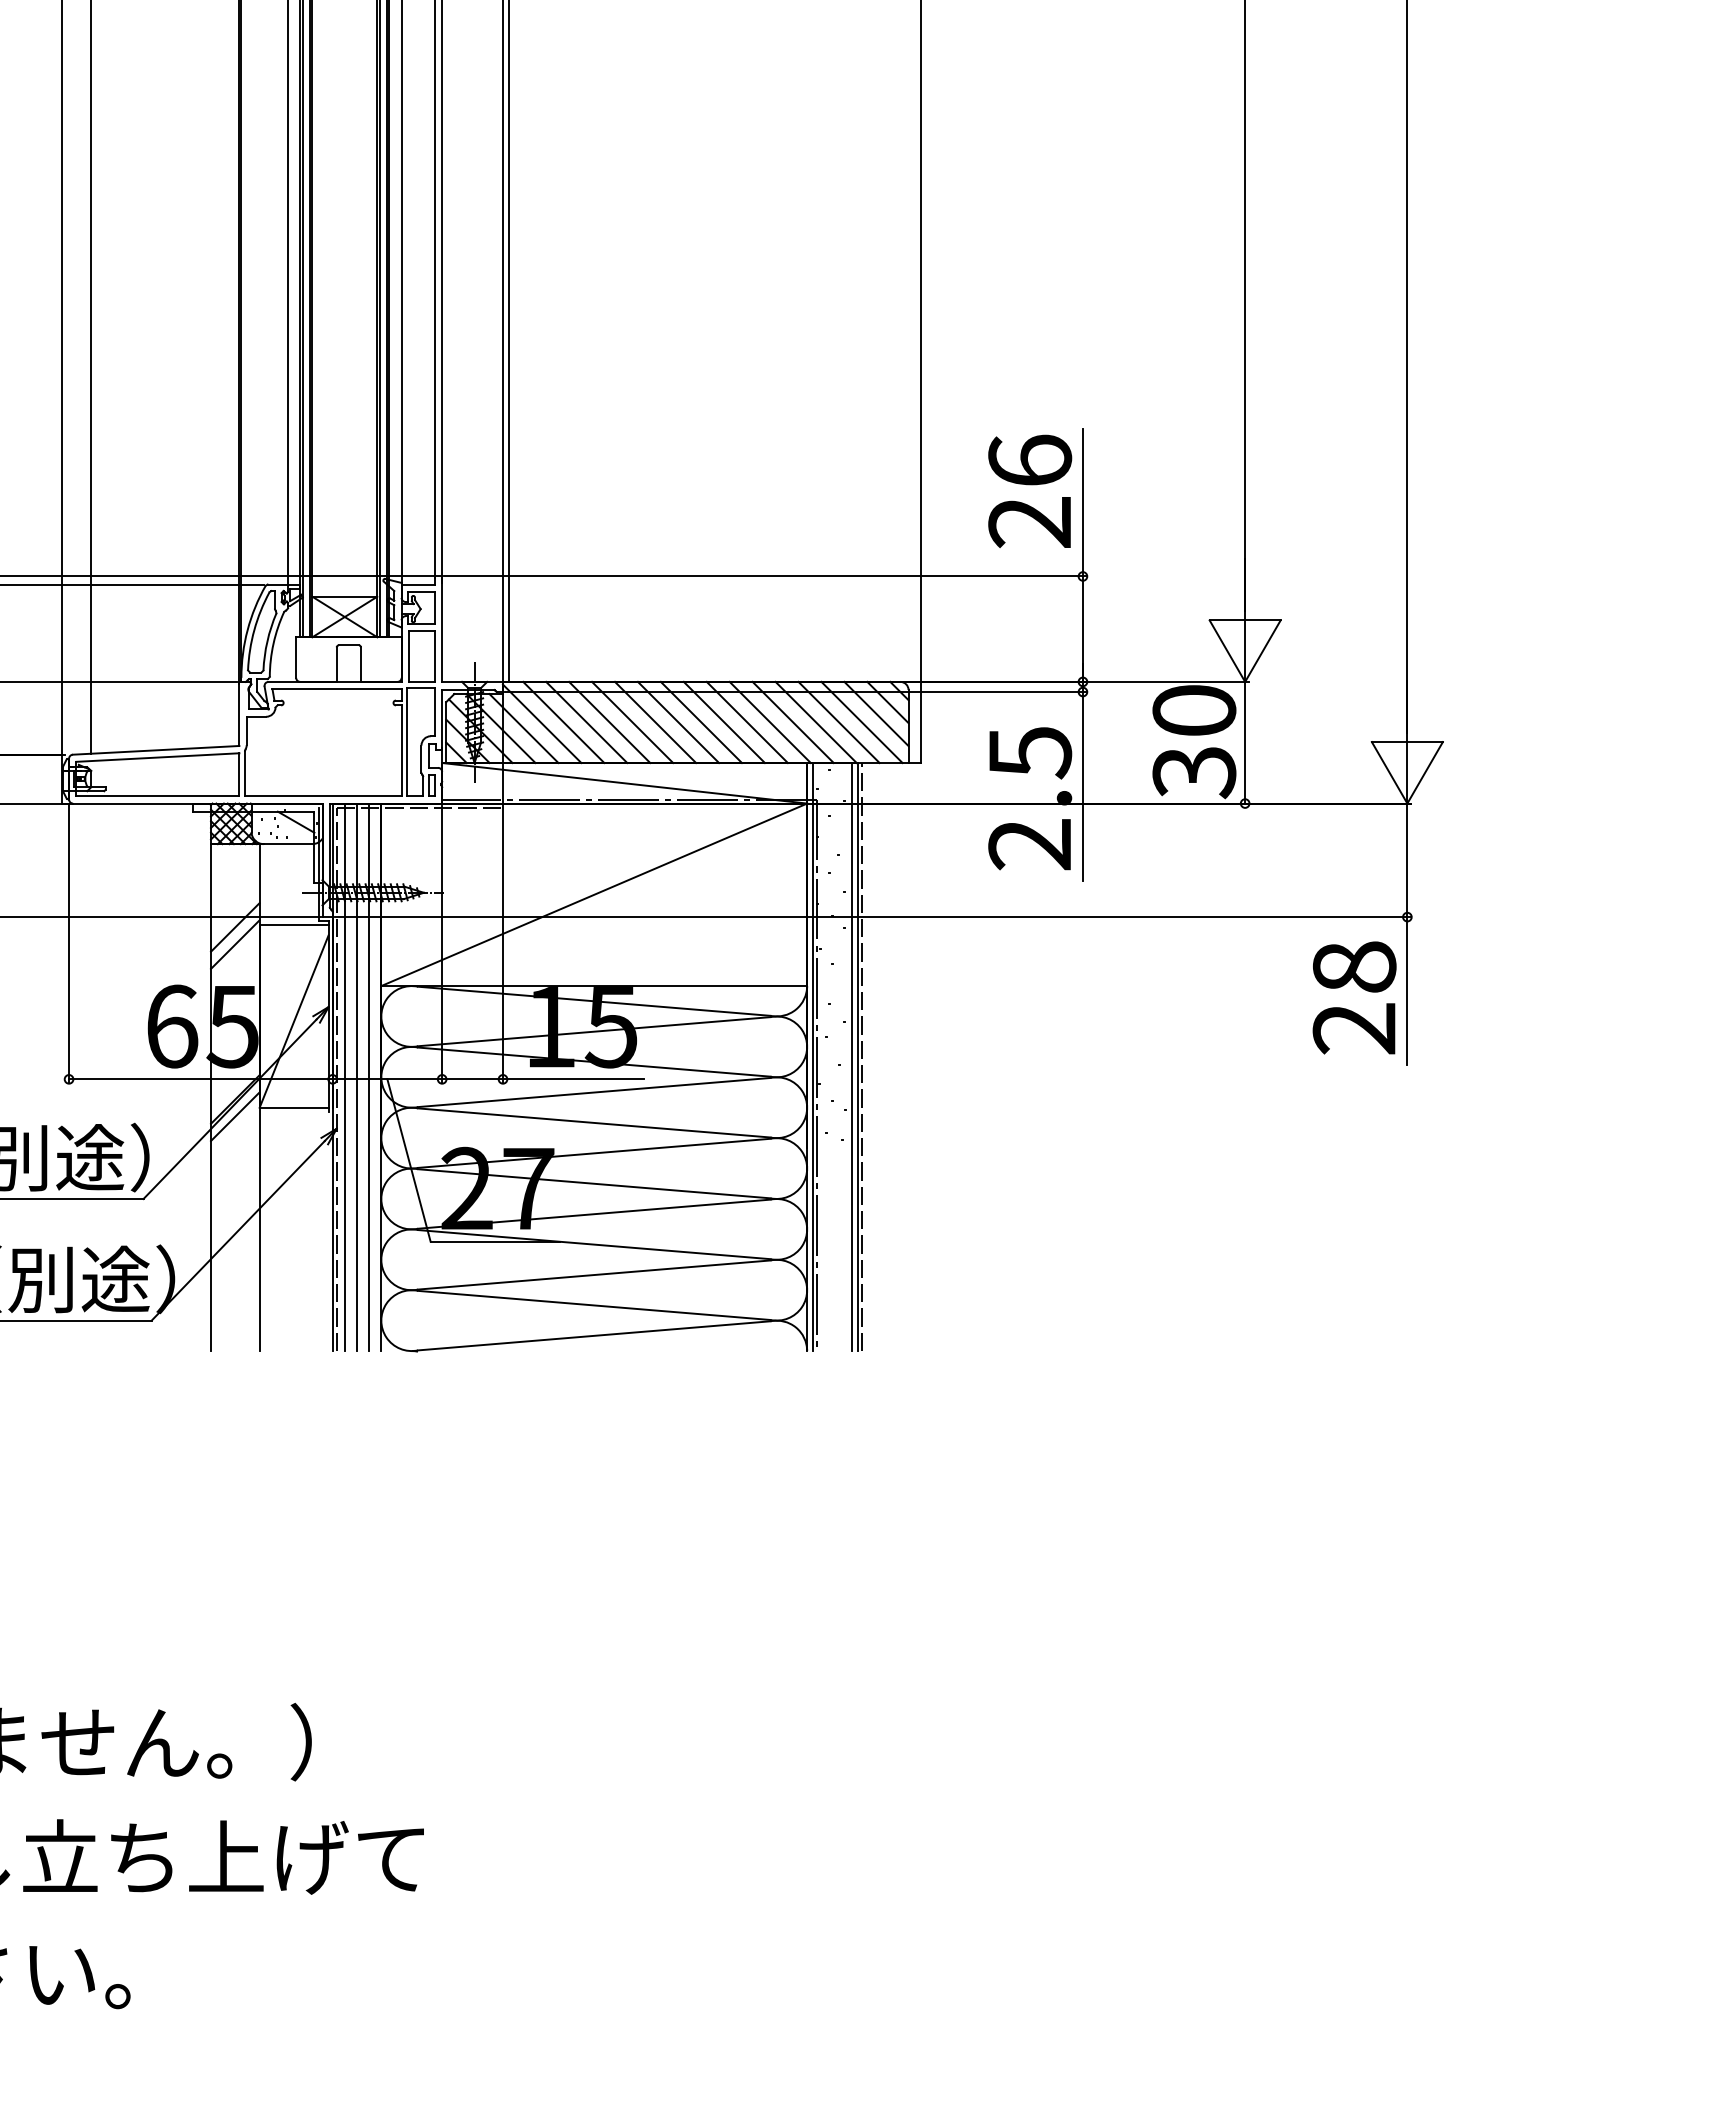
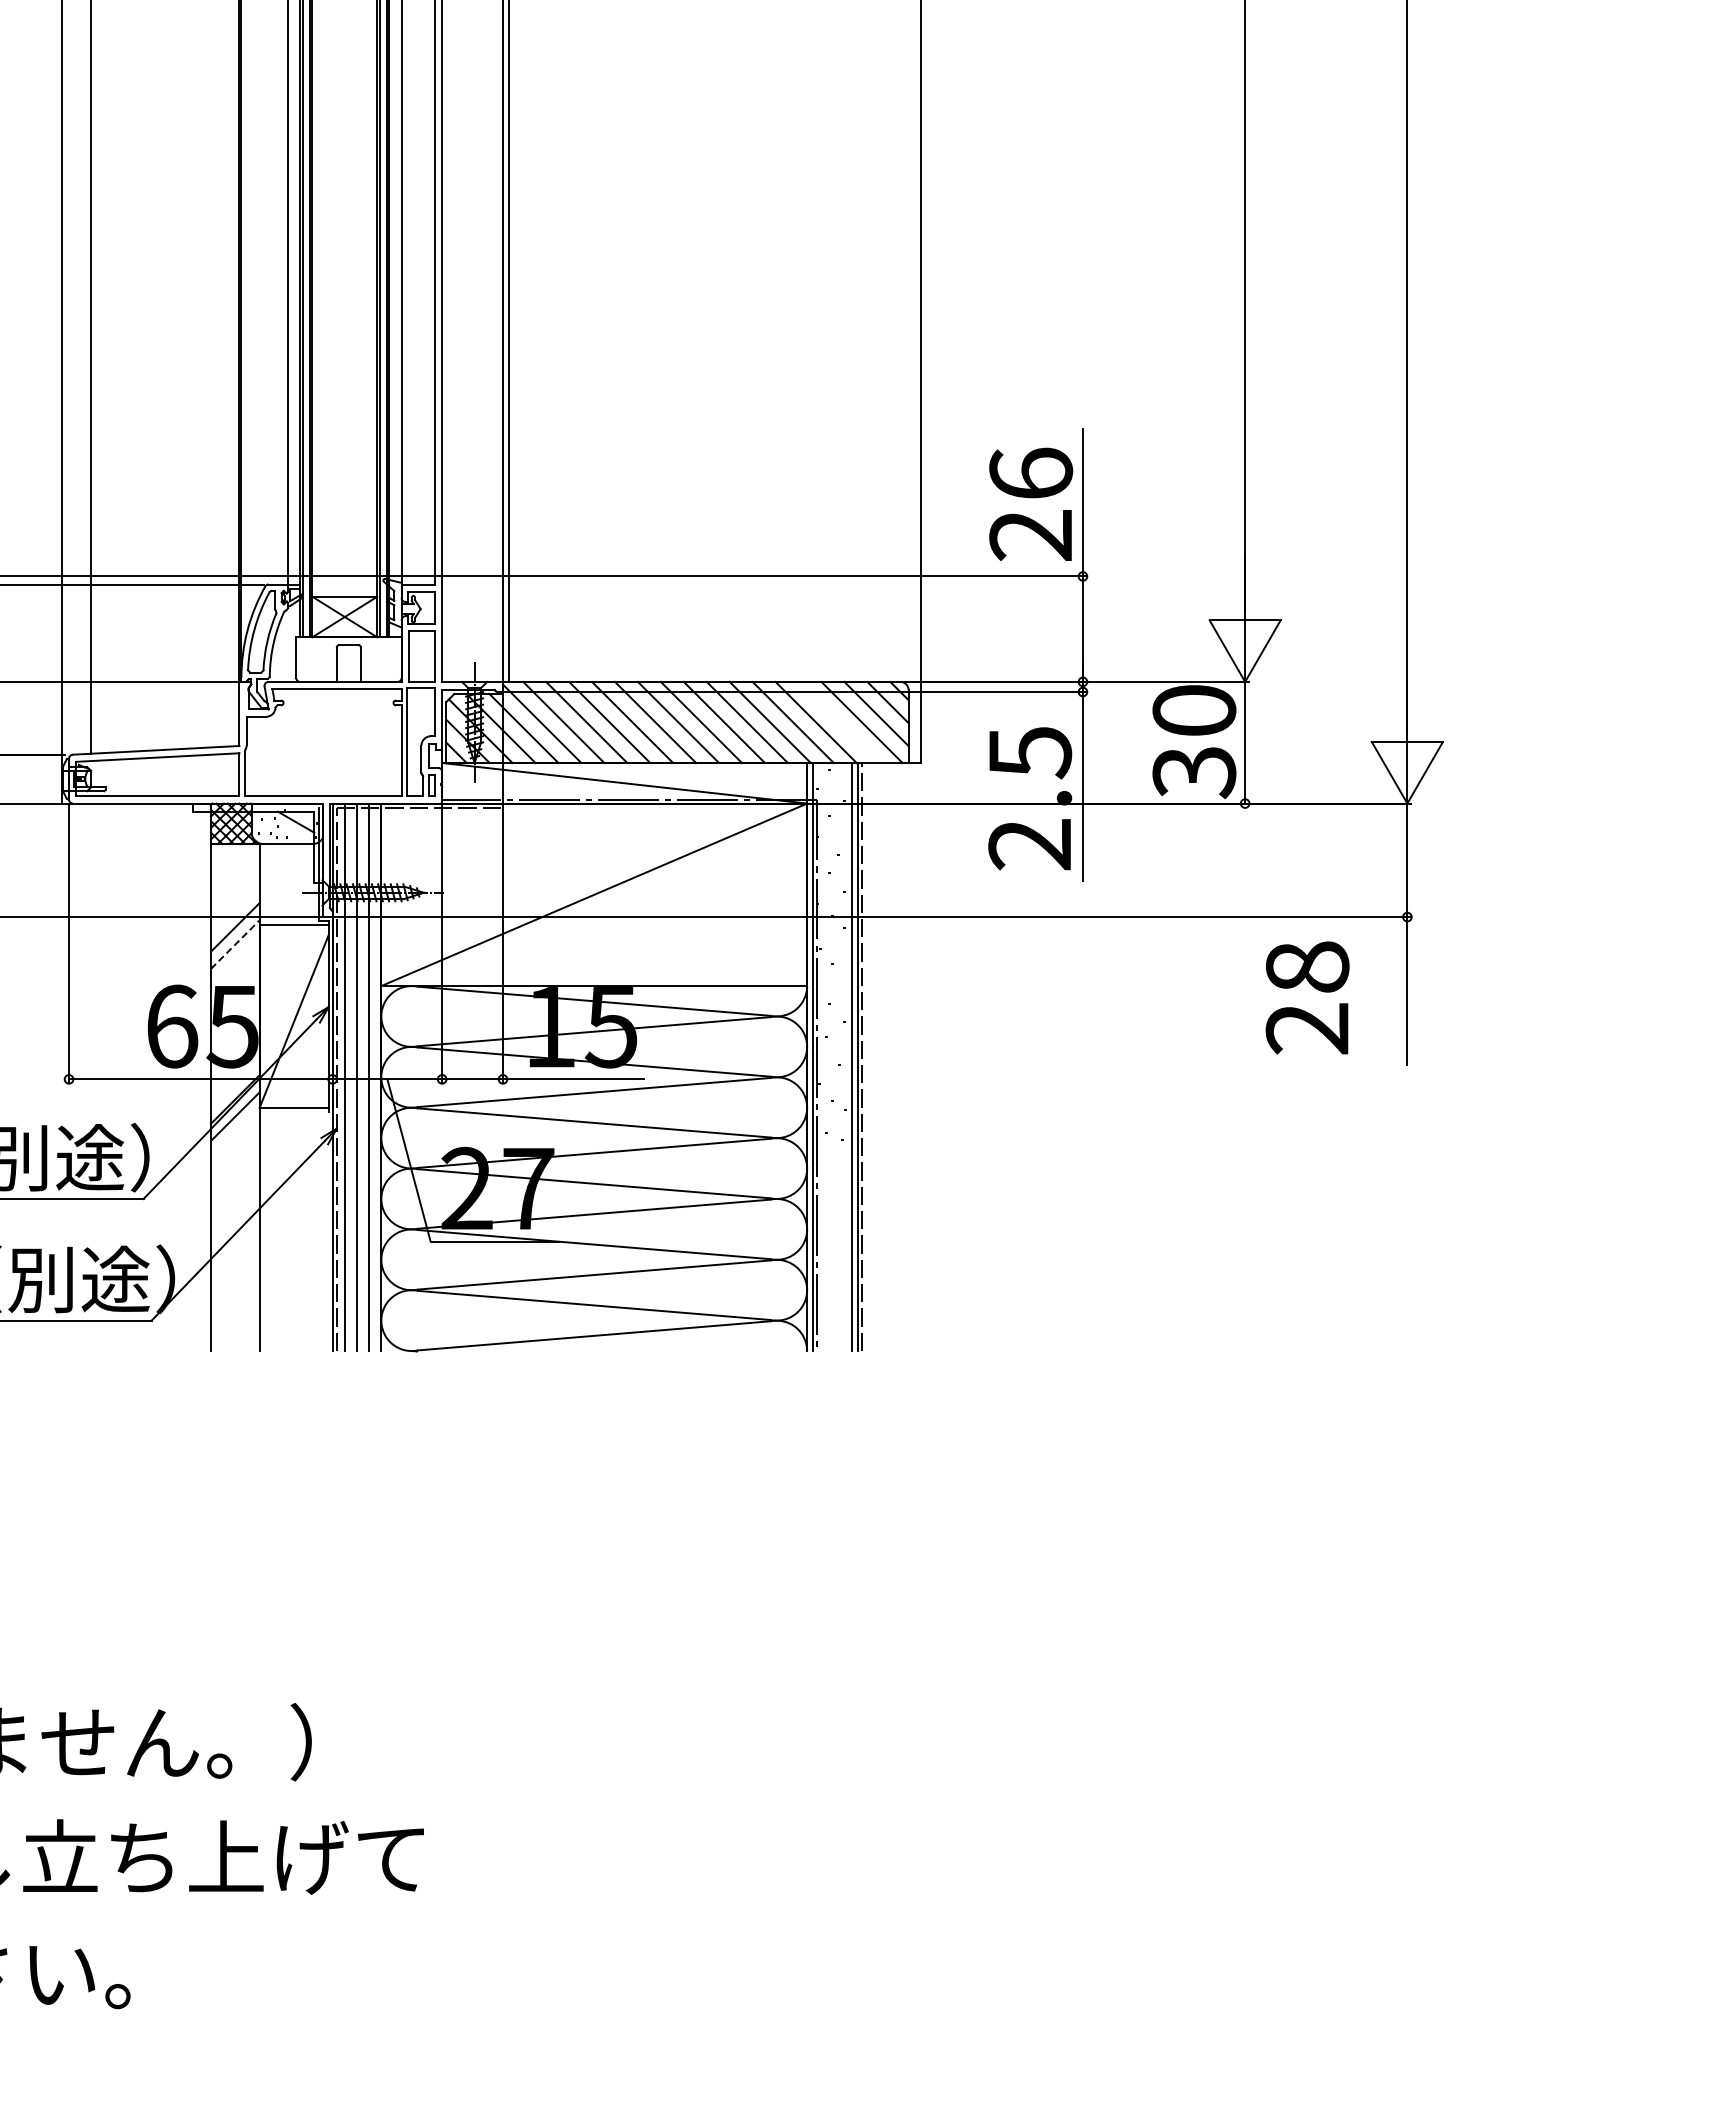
text position: (1030, 490) -> (1031, 503) (1031, 503)
line: present -> none (838, 722)
line: solid -> dashed (235, 944)
text position: (1354, 997) -> (1307, 997) (1307, 997)
